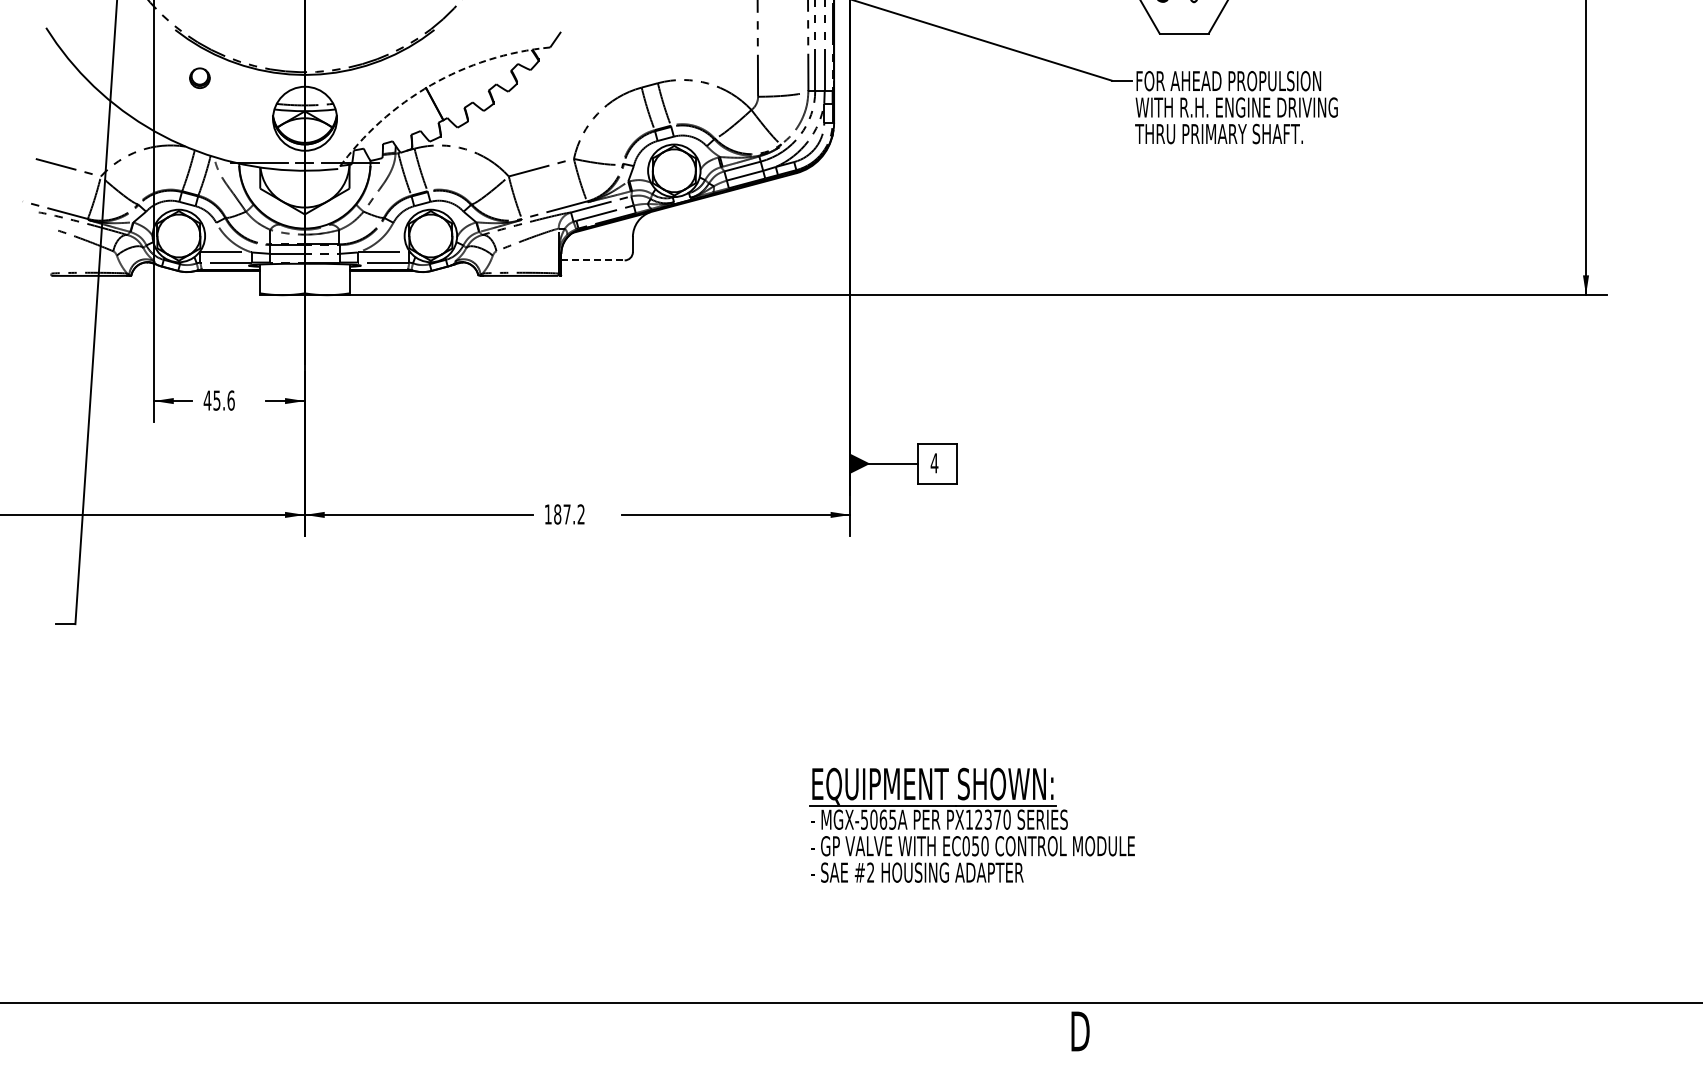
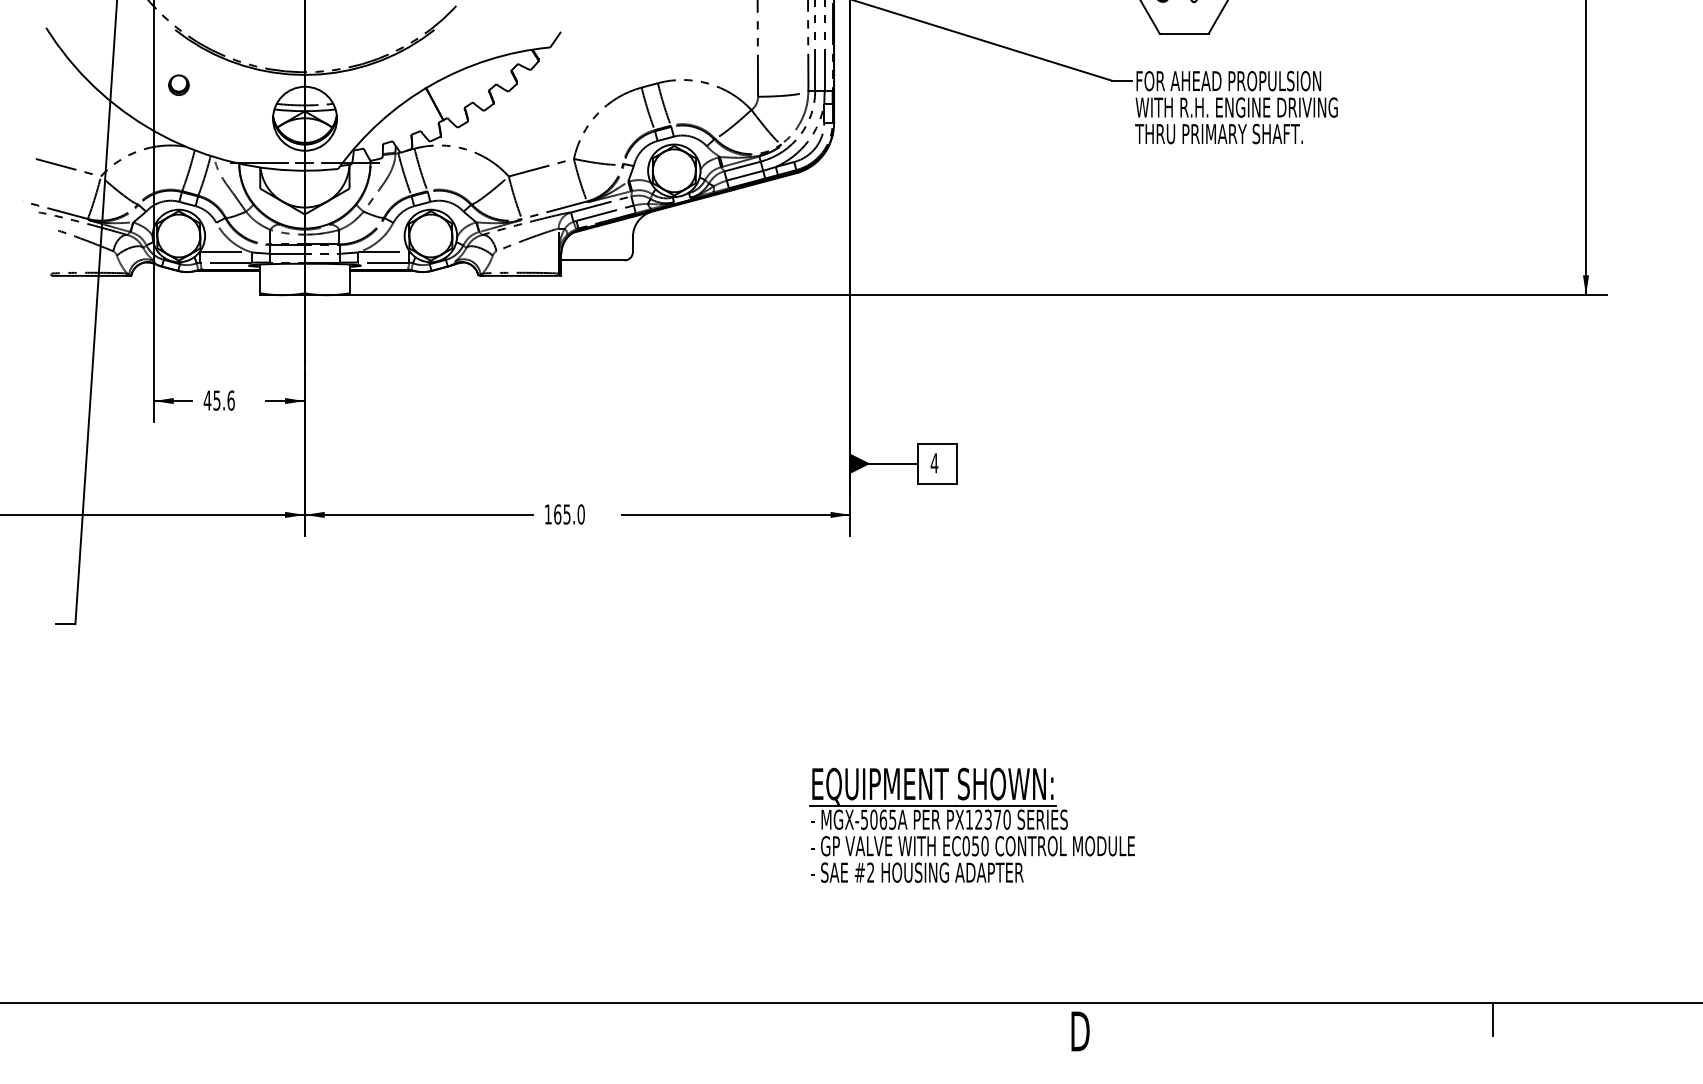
part position: (199, 77) -> (178, 84) (178, 84)
arc: dashed -> solid (431, 85)
line: dashed -> solid (592, 260)
text: 187.2 -> 165.0 (569, 514)
line: none -> present (1493, 1019)
